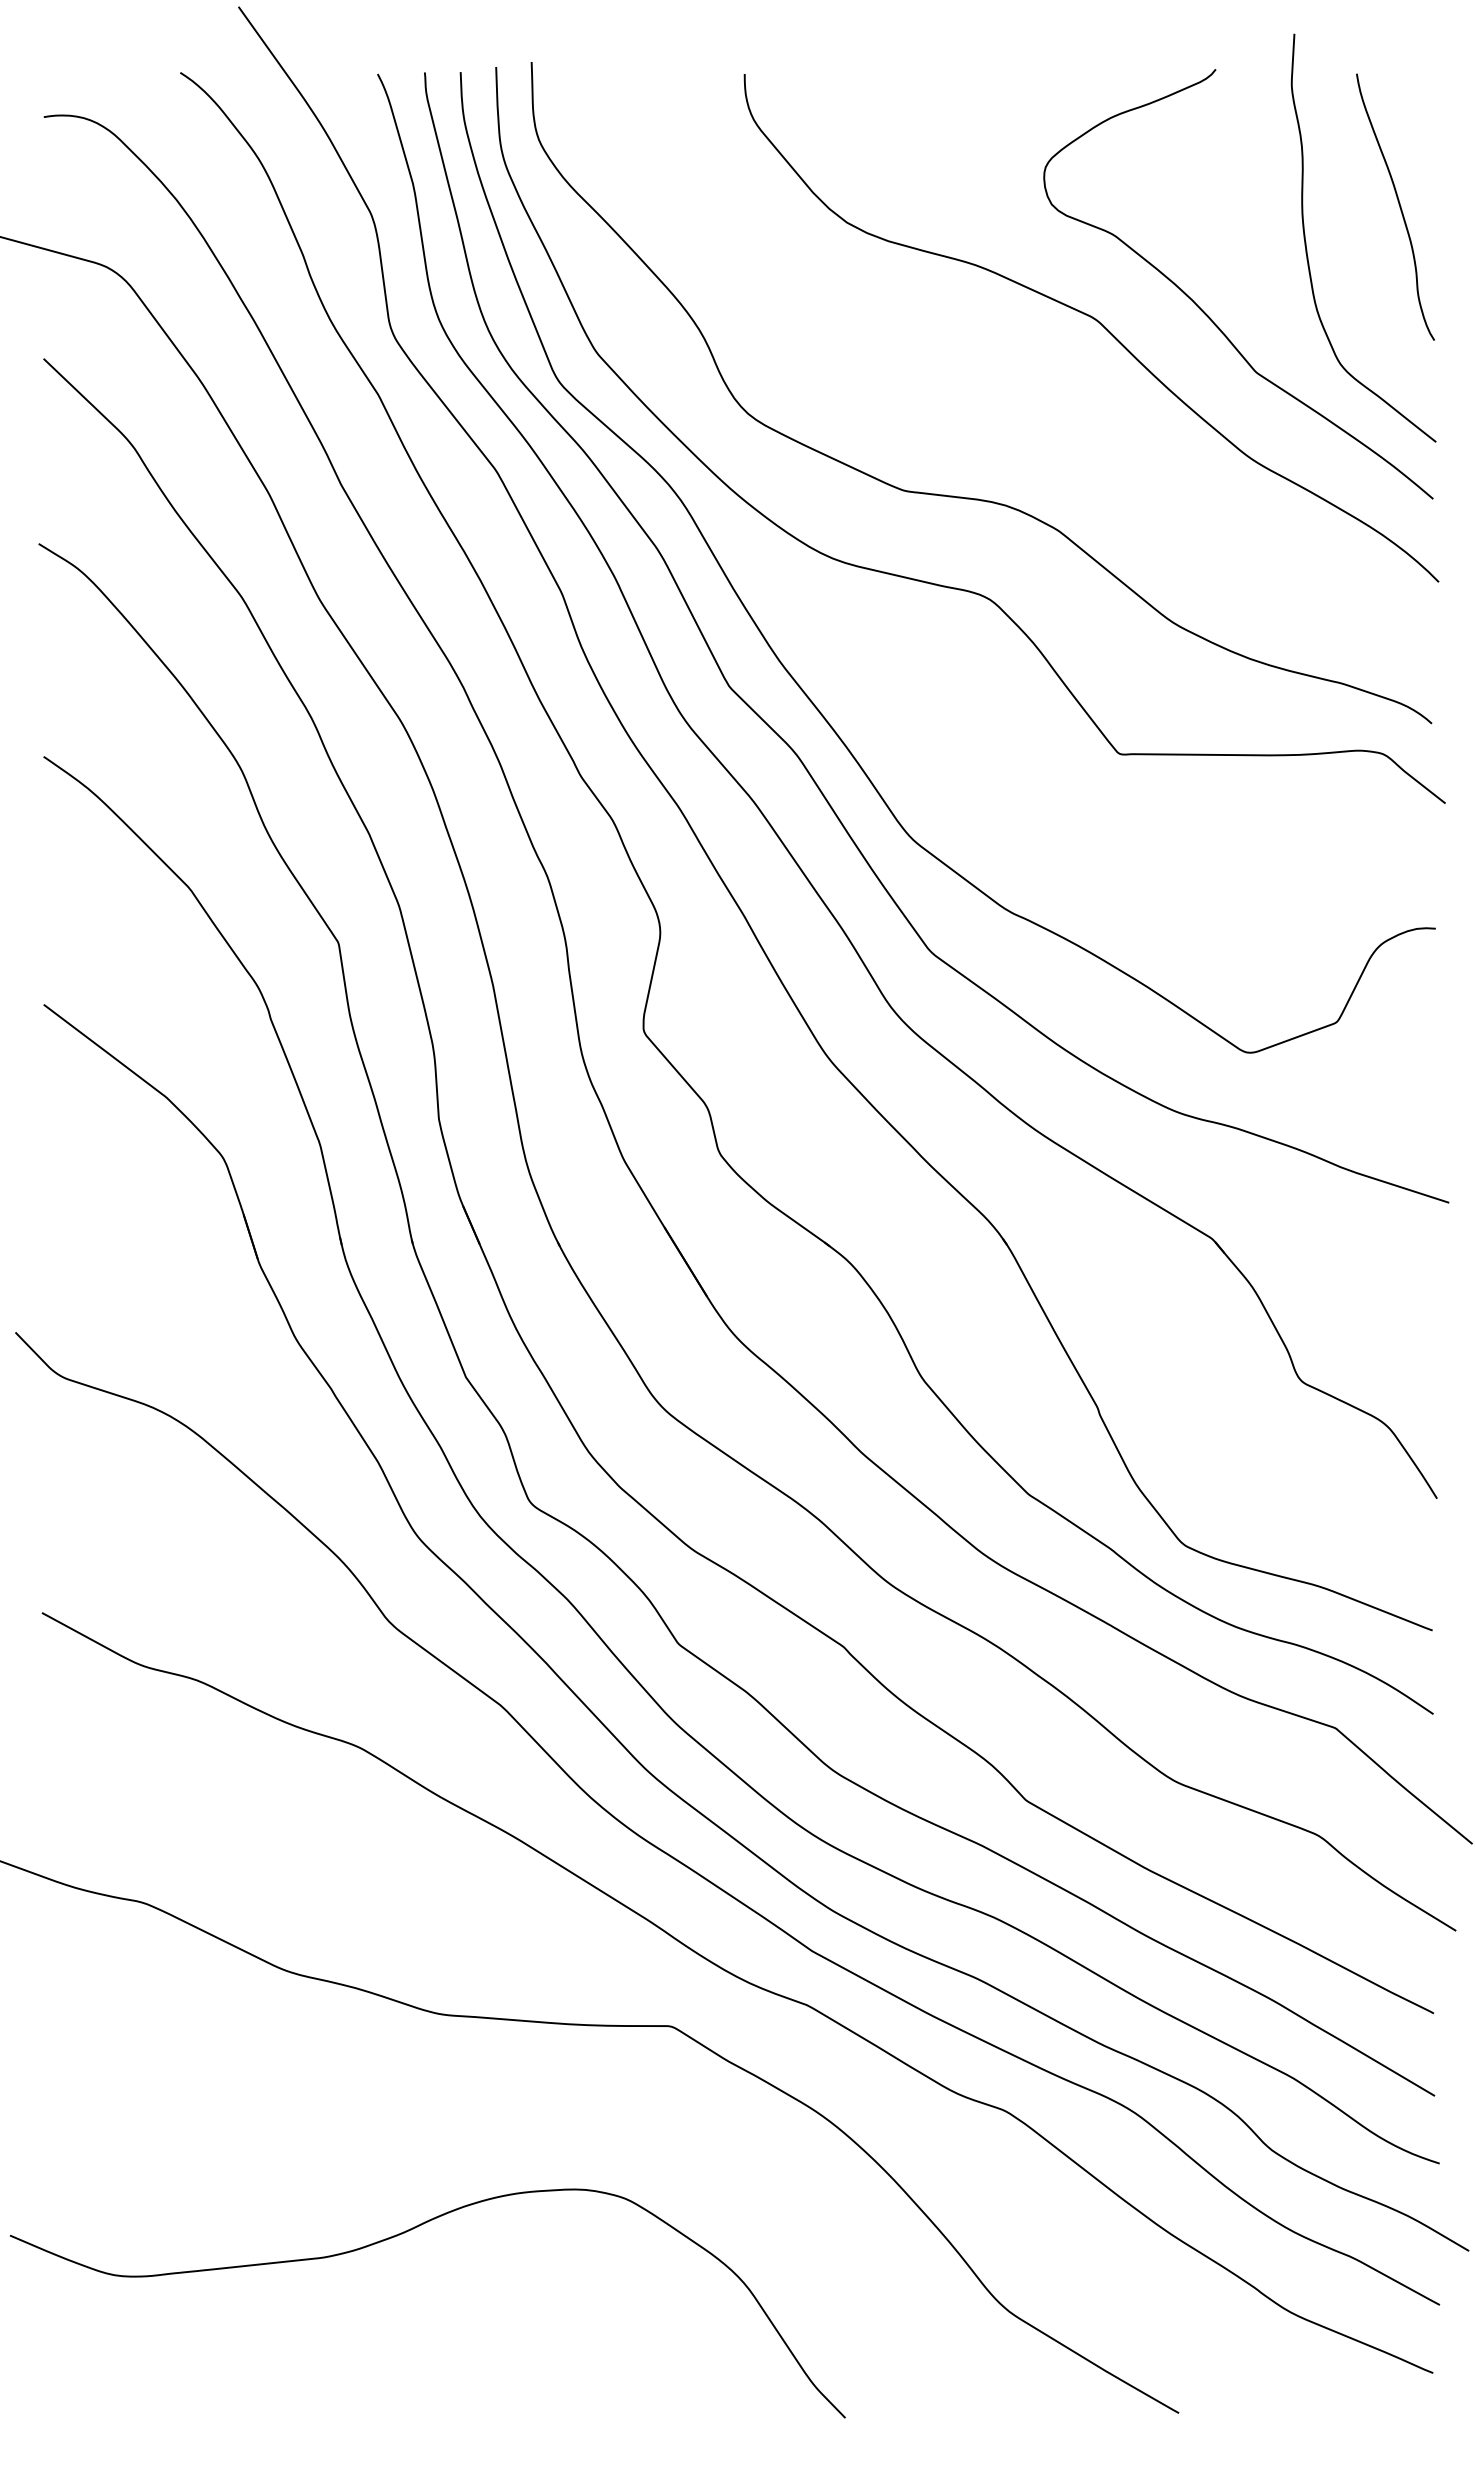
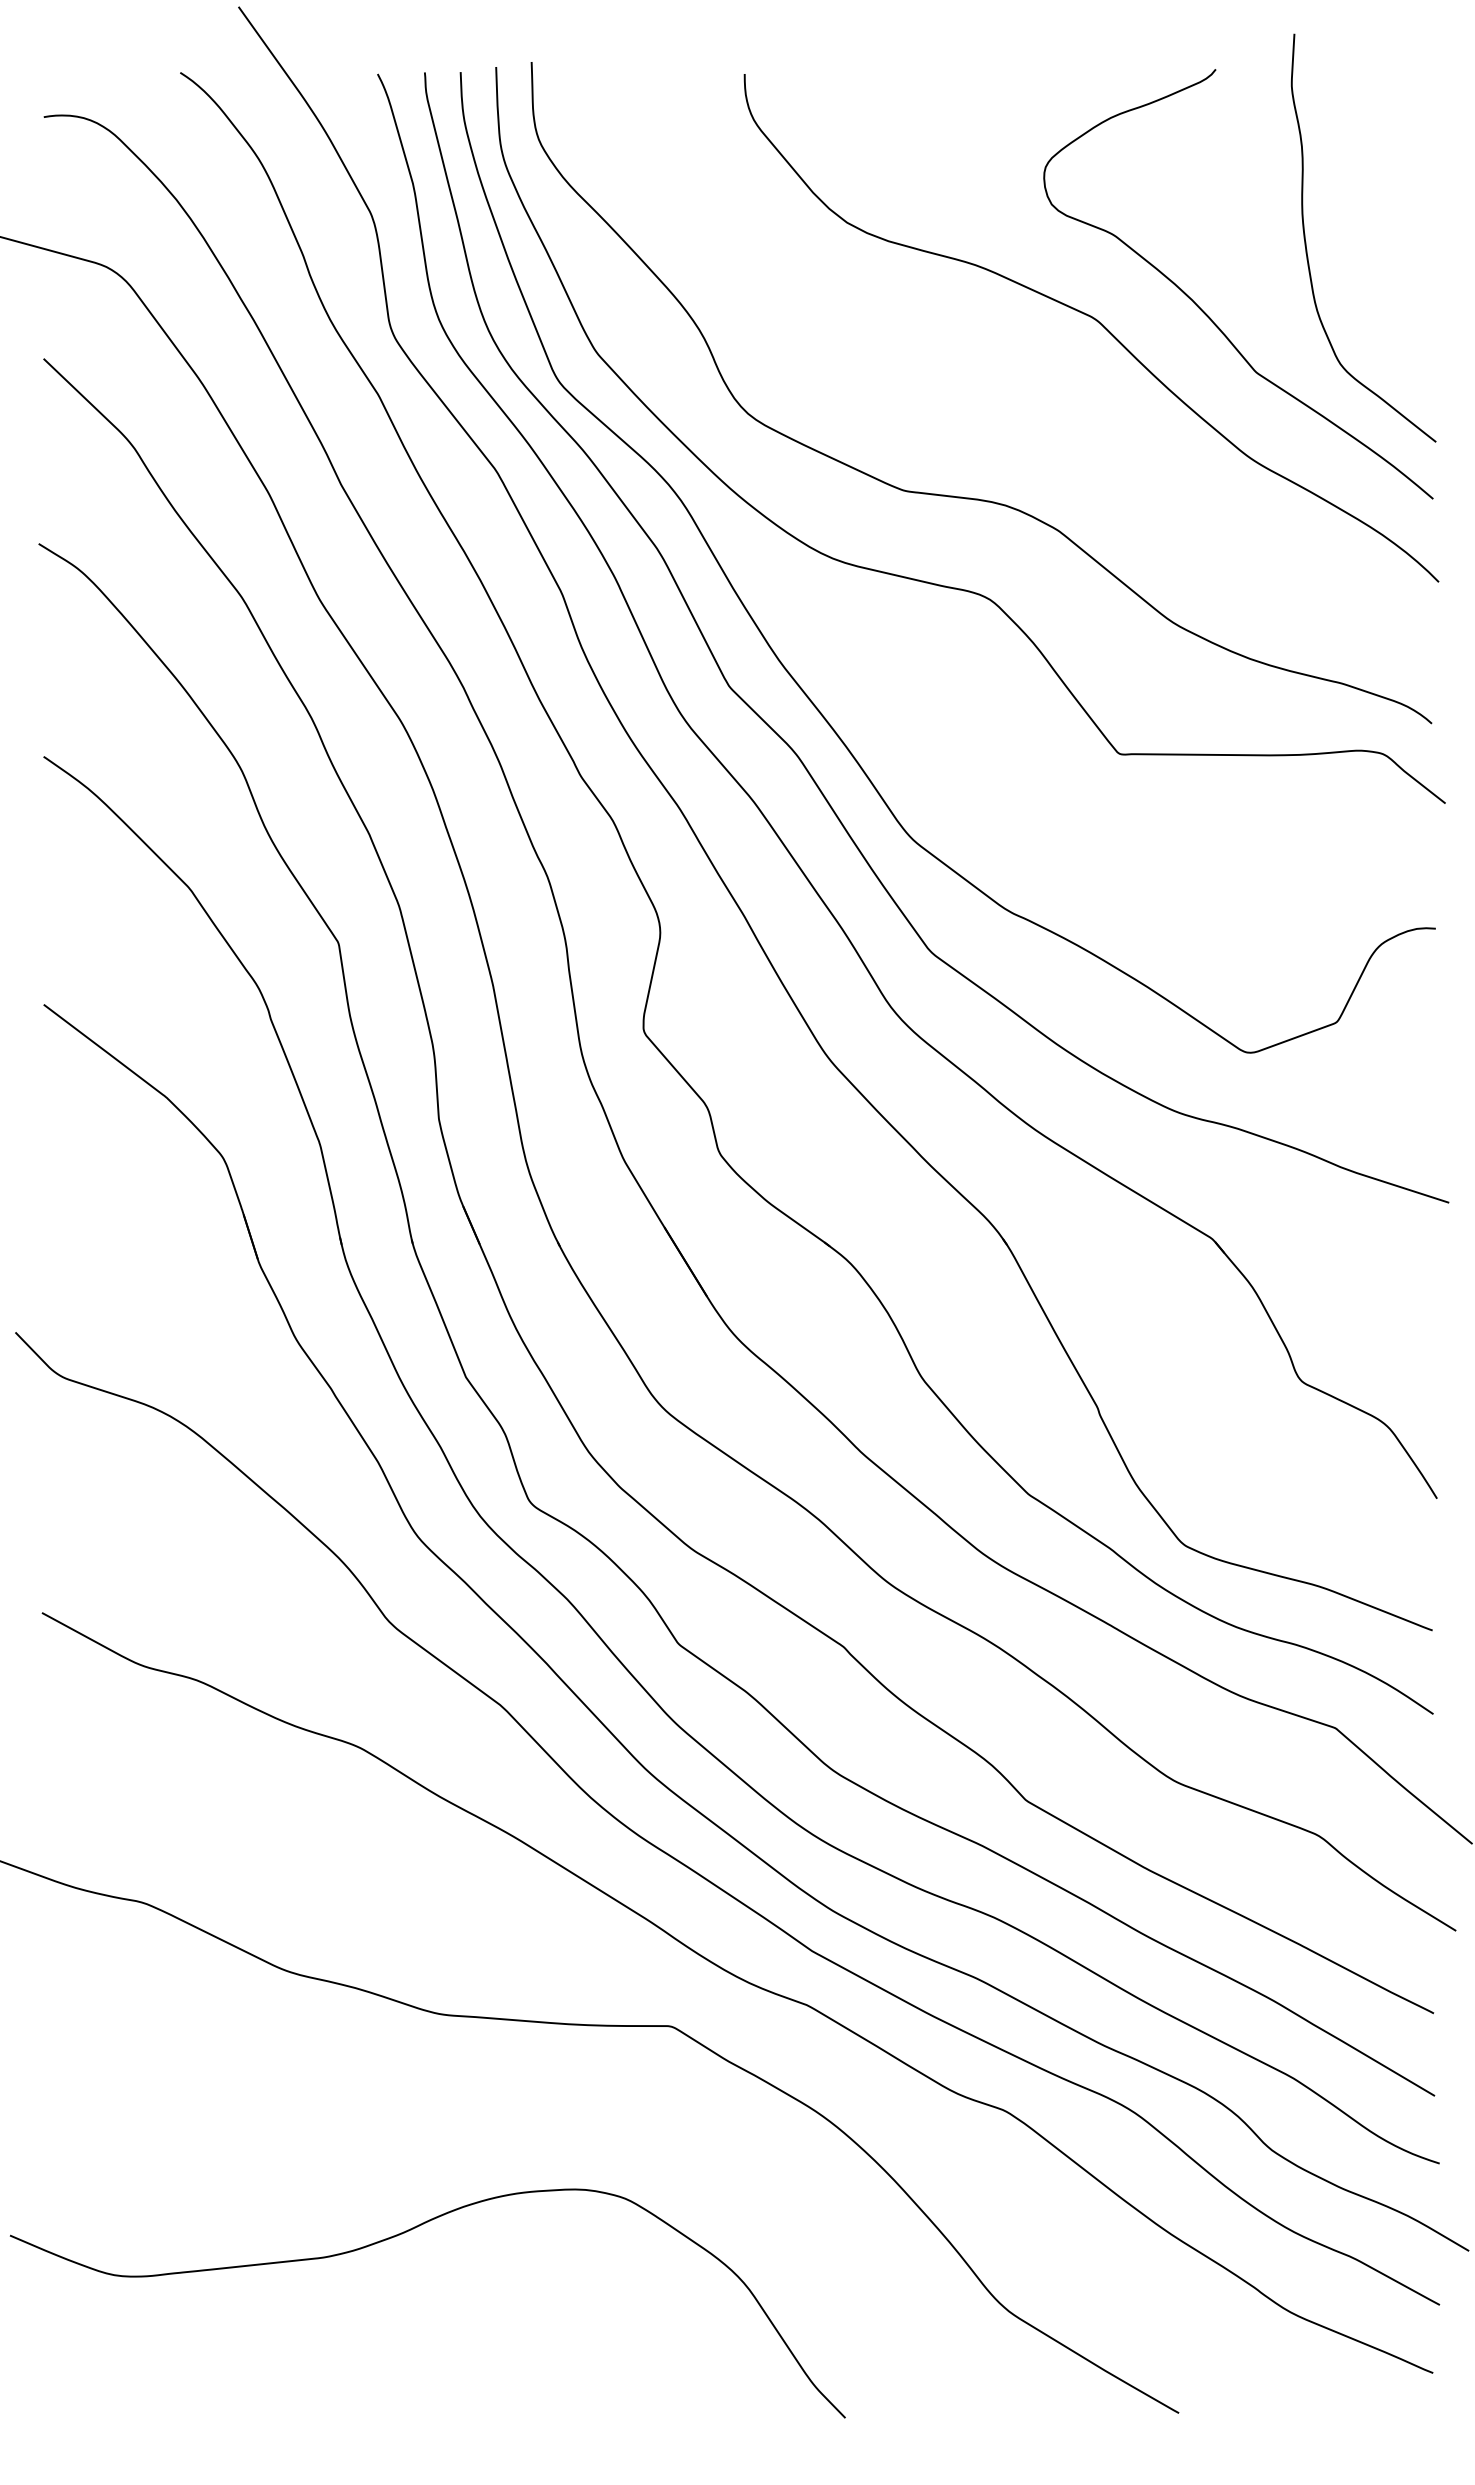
curve: present -> none (1398, 204)
